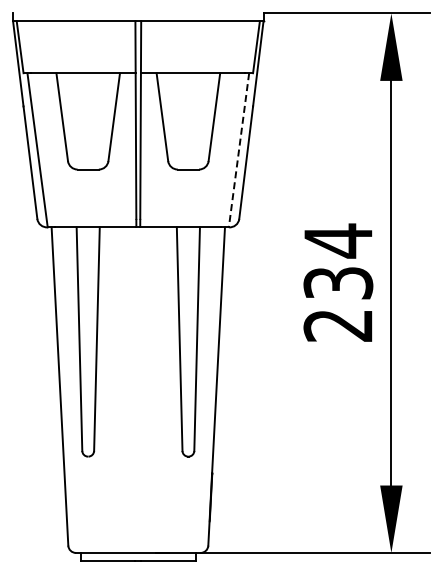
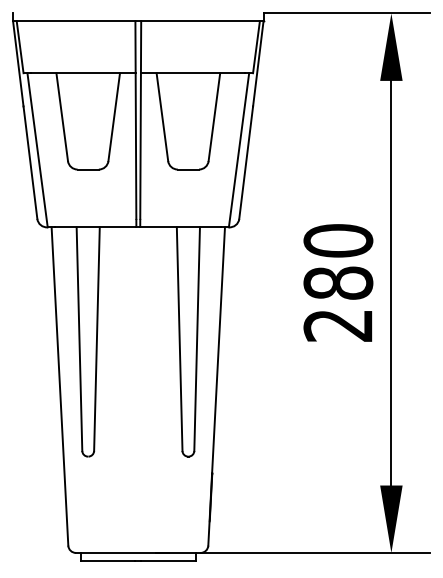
line: dashed -> solid (239, 150)
text: 234 -> 280 (338, 261)
